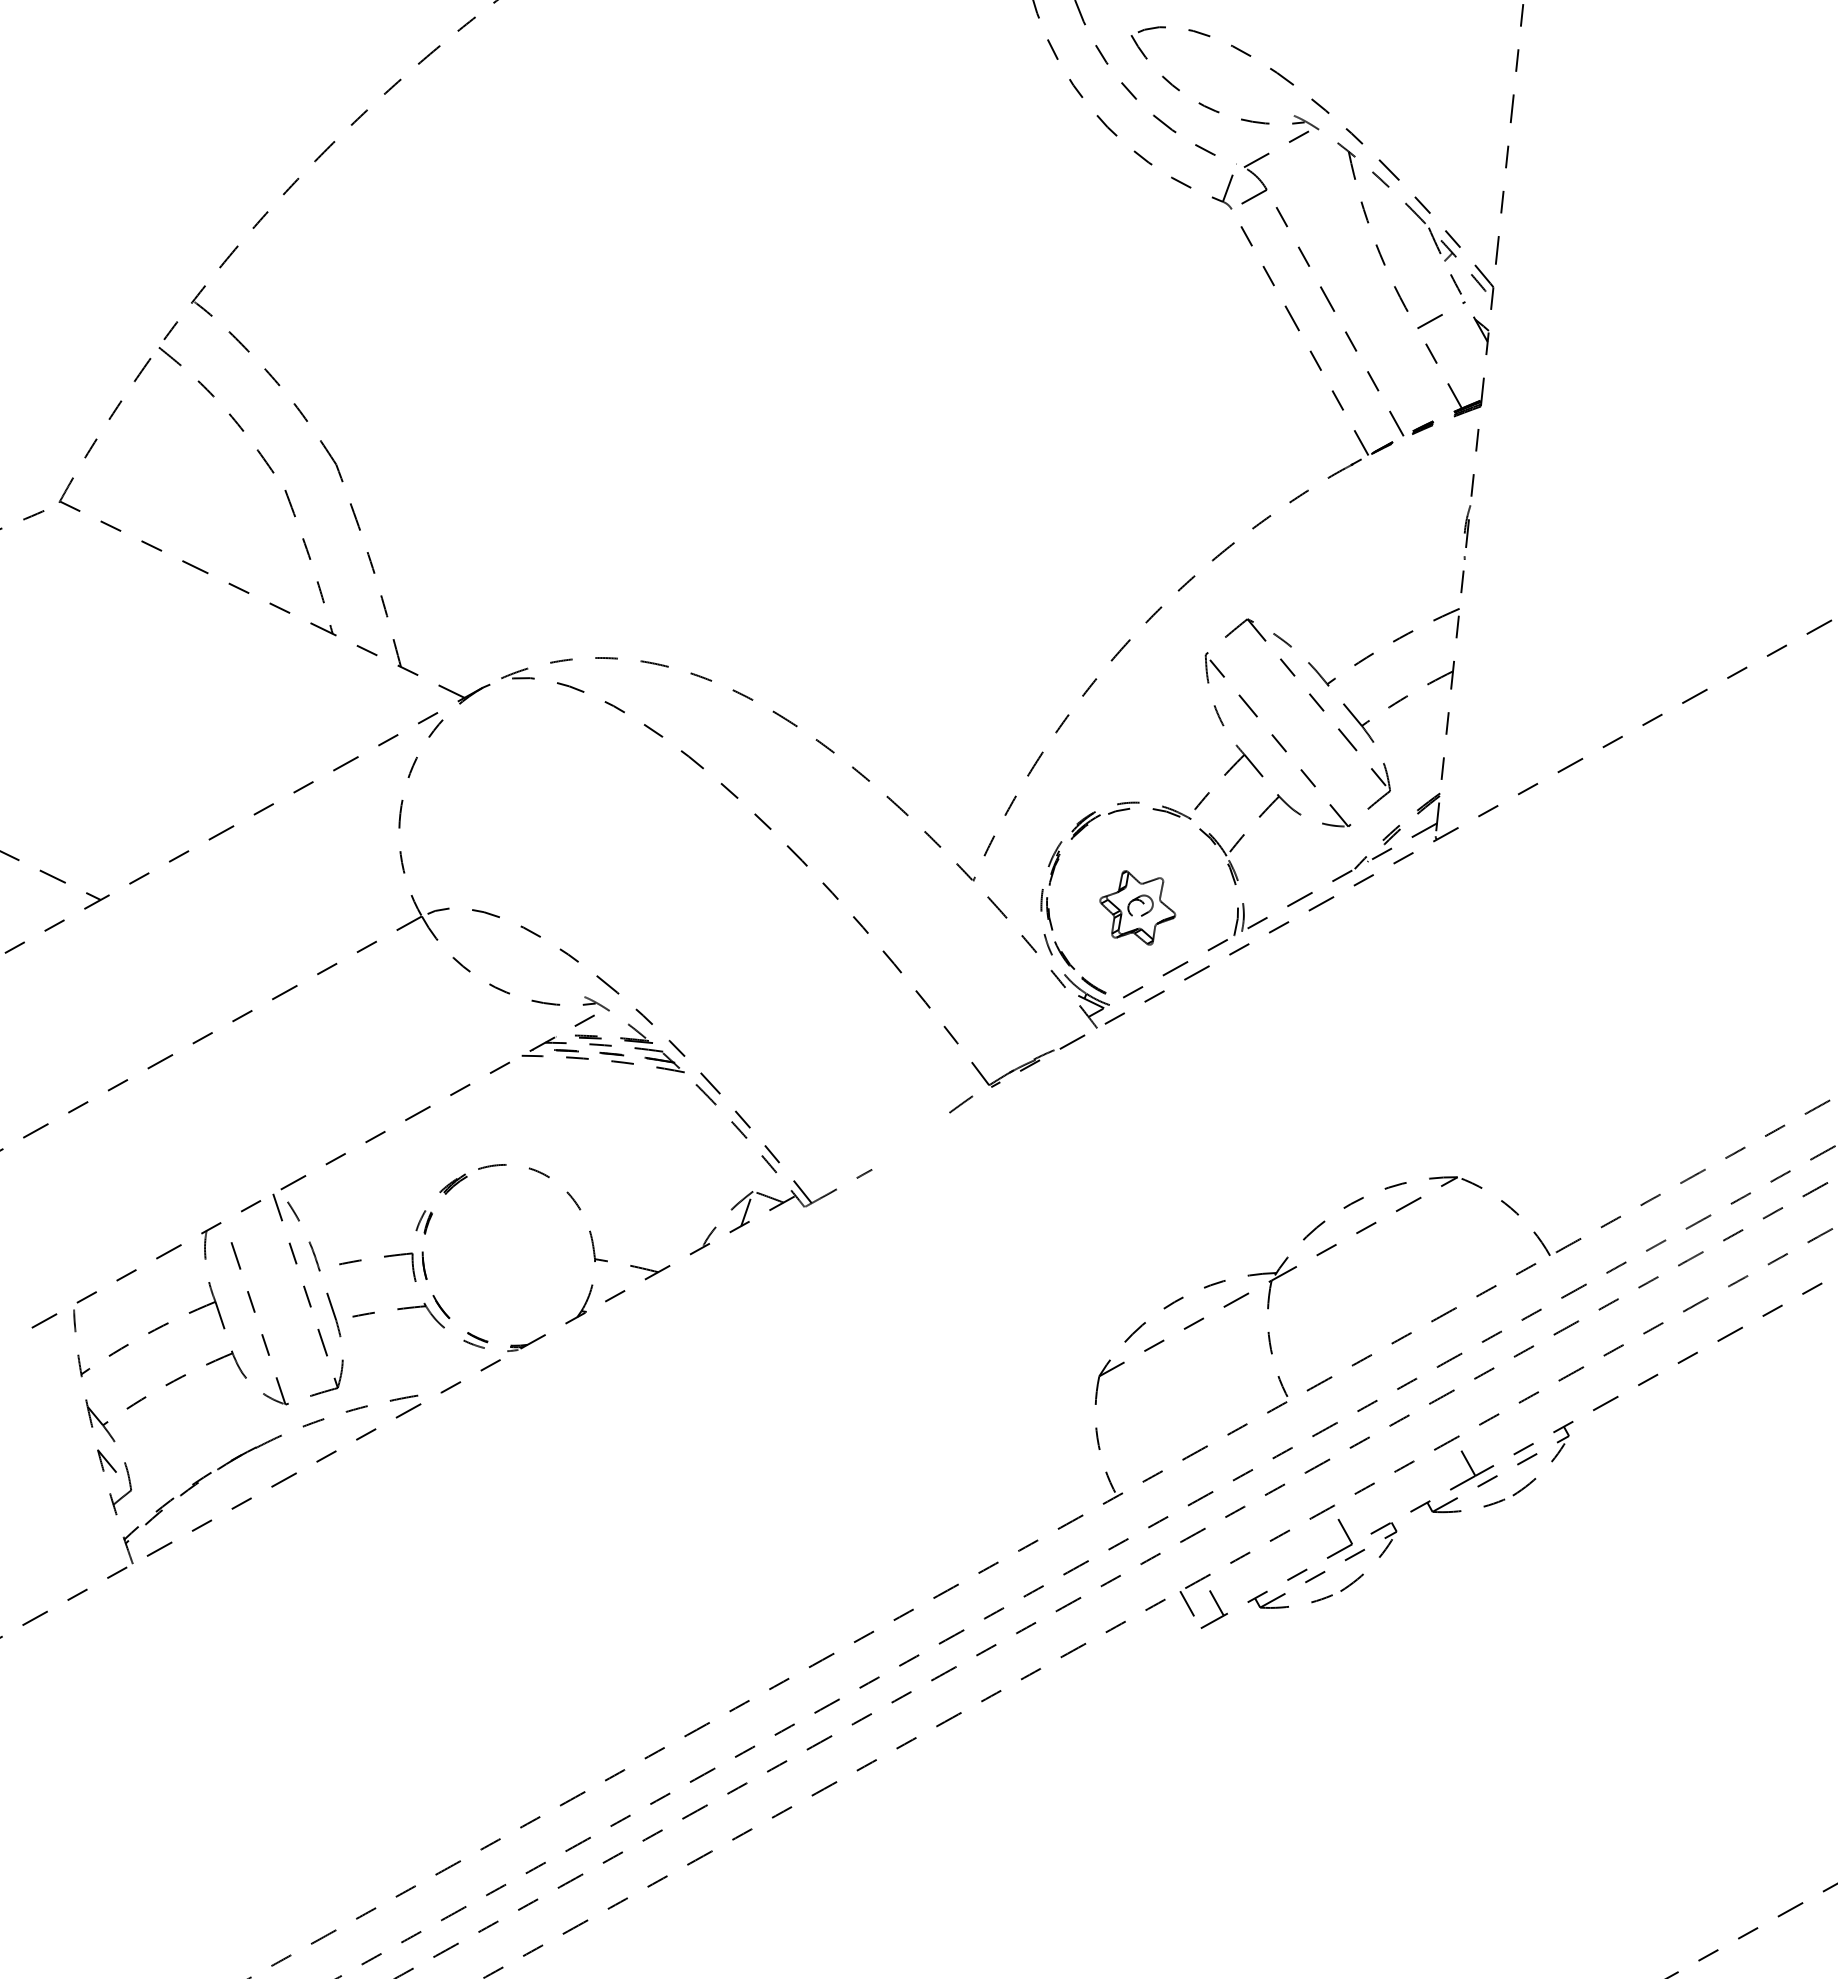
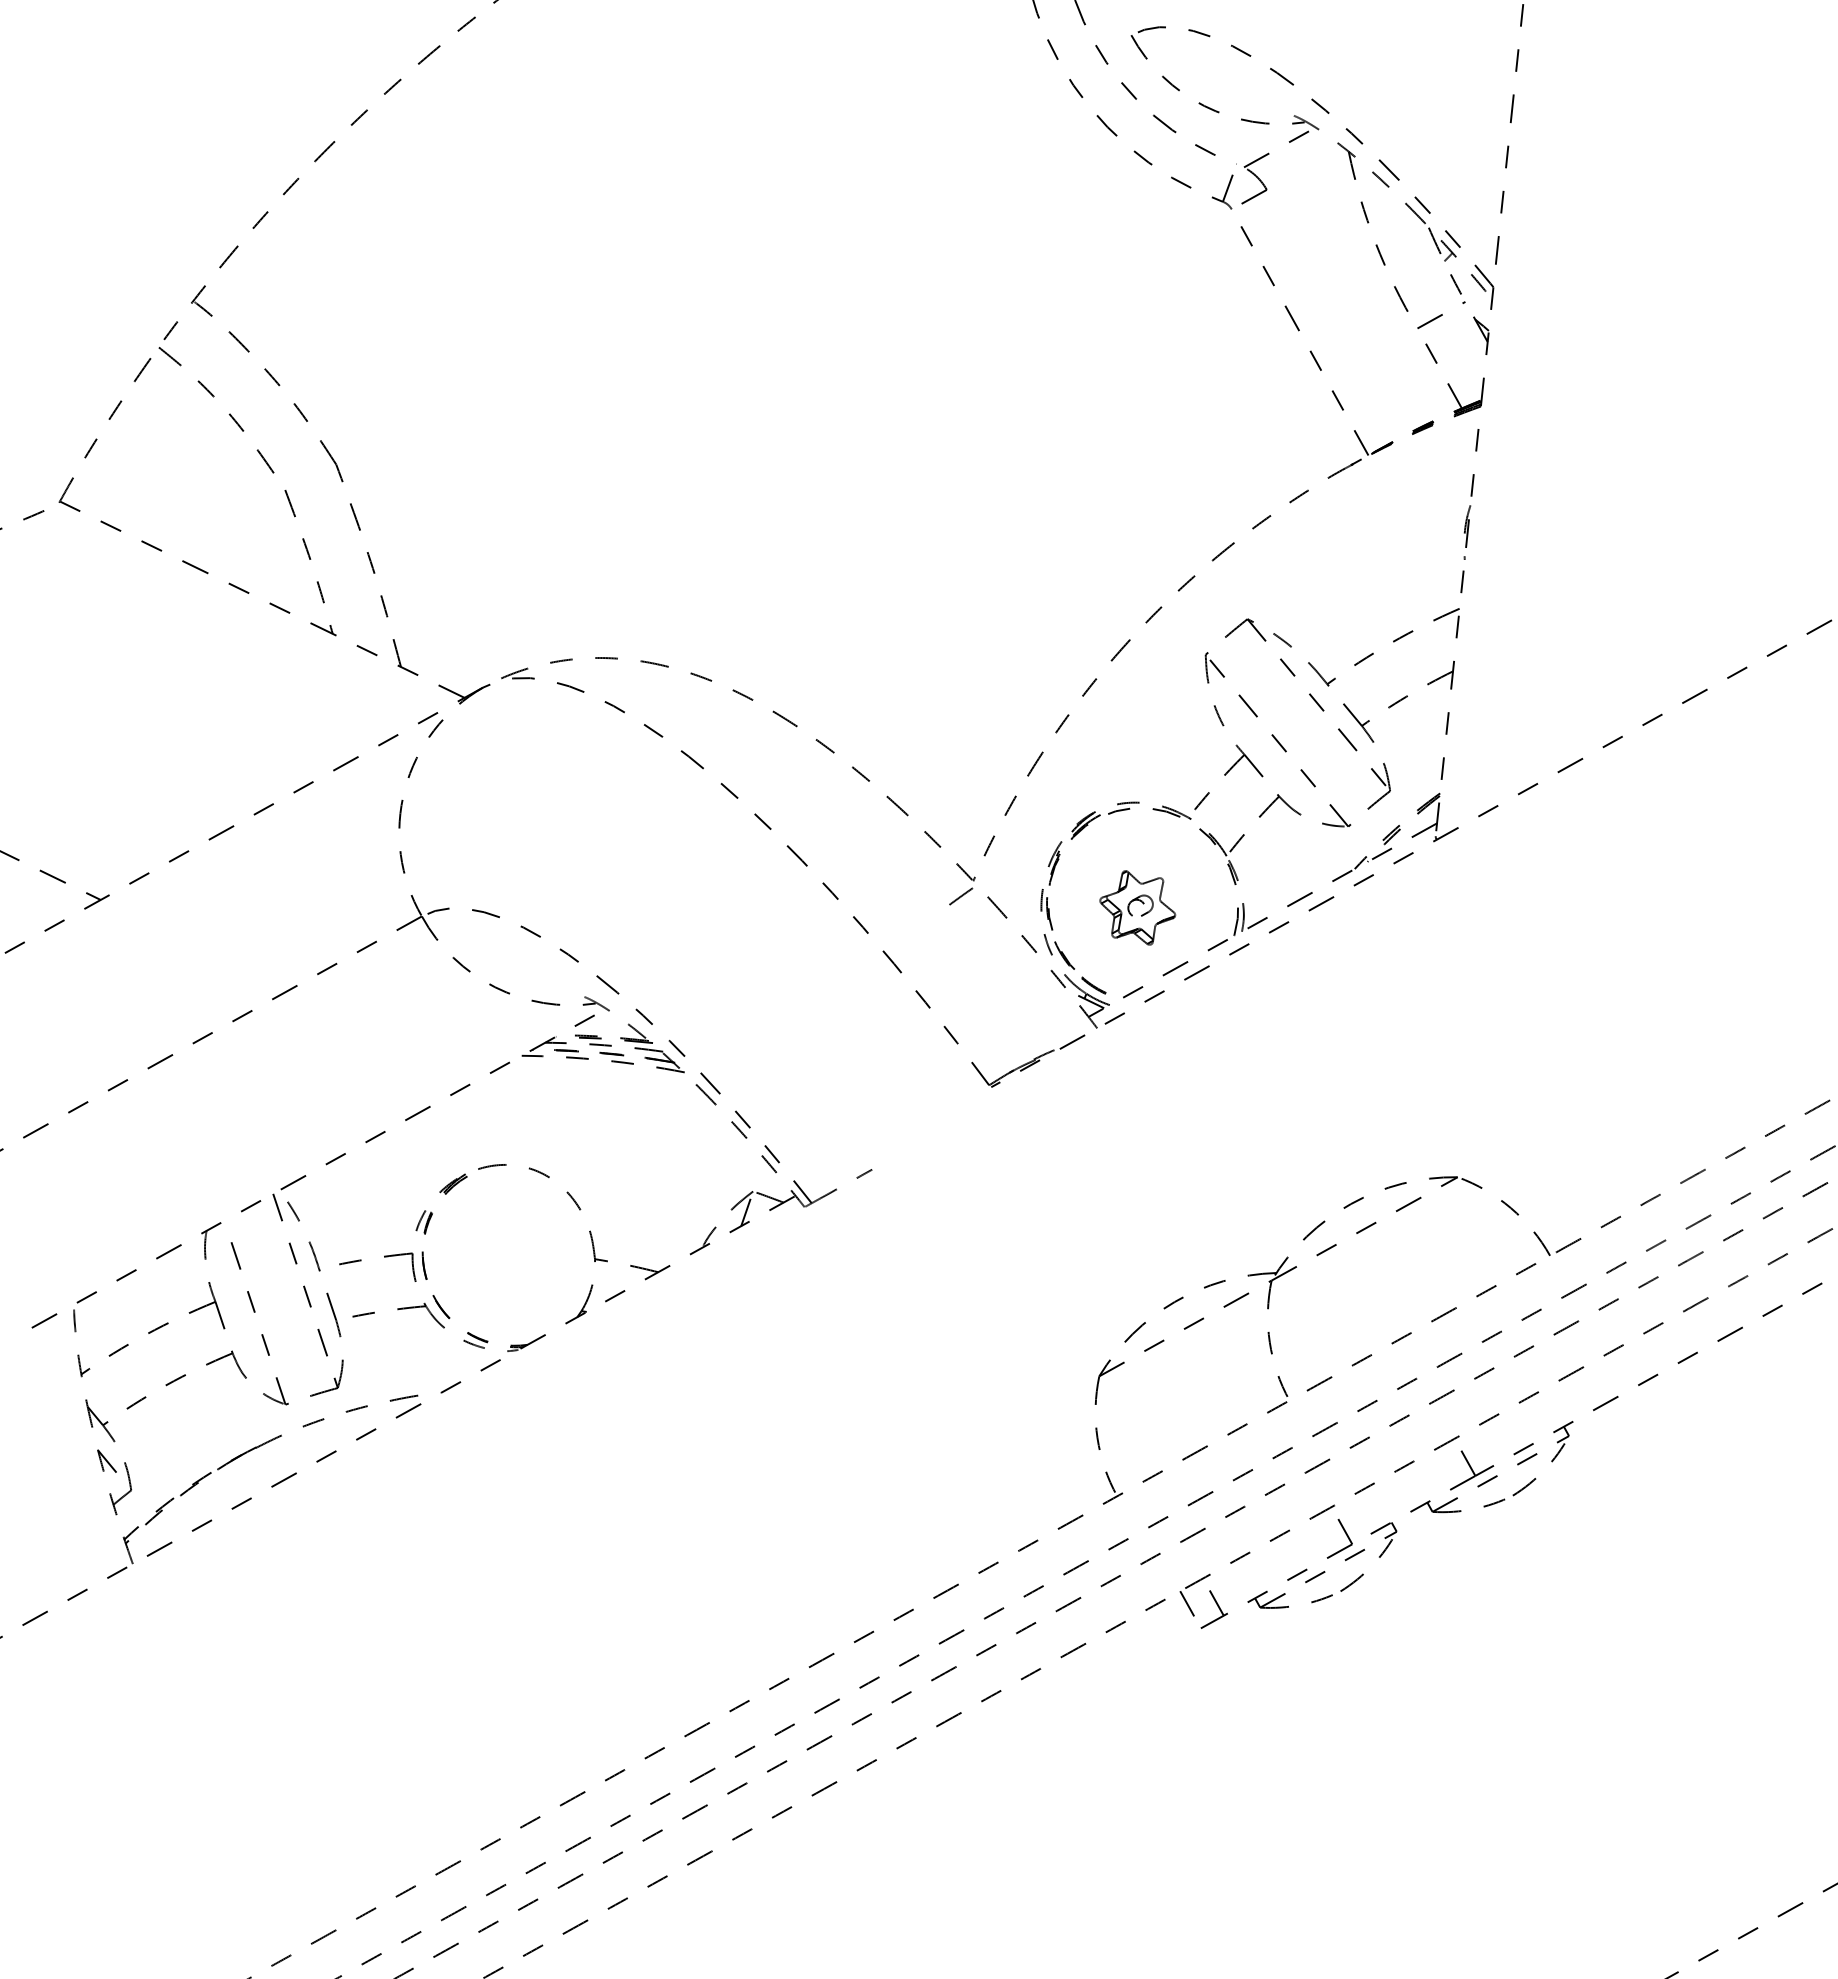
line: present -> none (1335, 311)
line position: (961, 1104) -> (961, 896) (961, 896)
